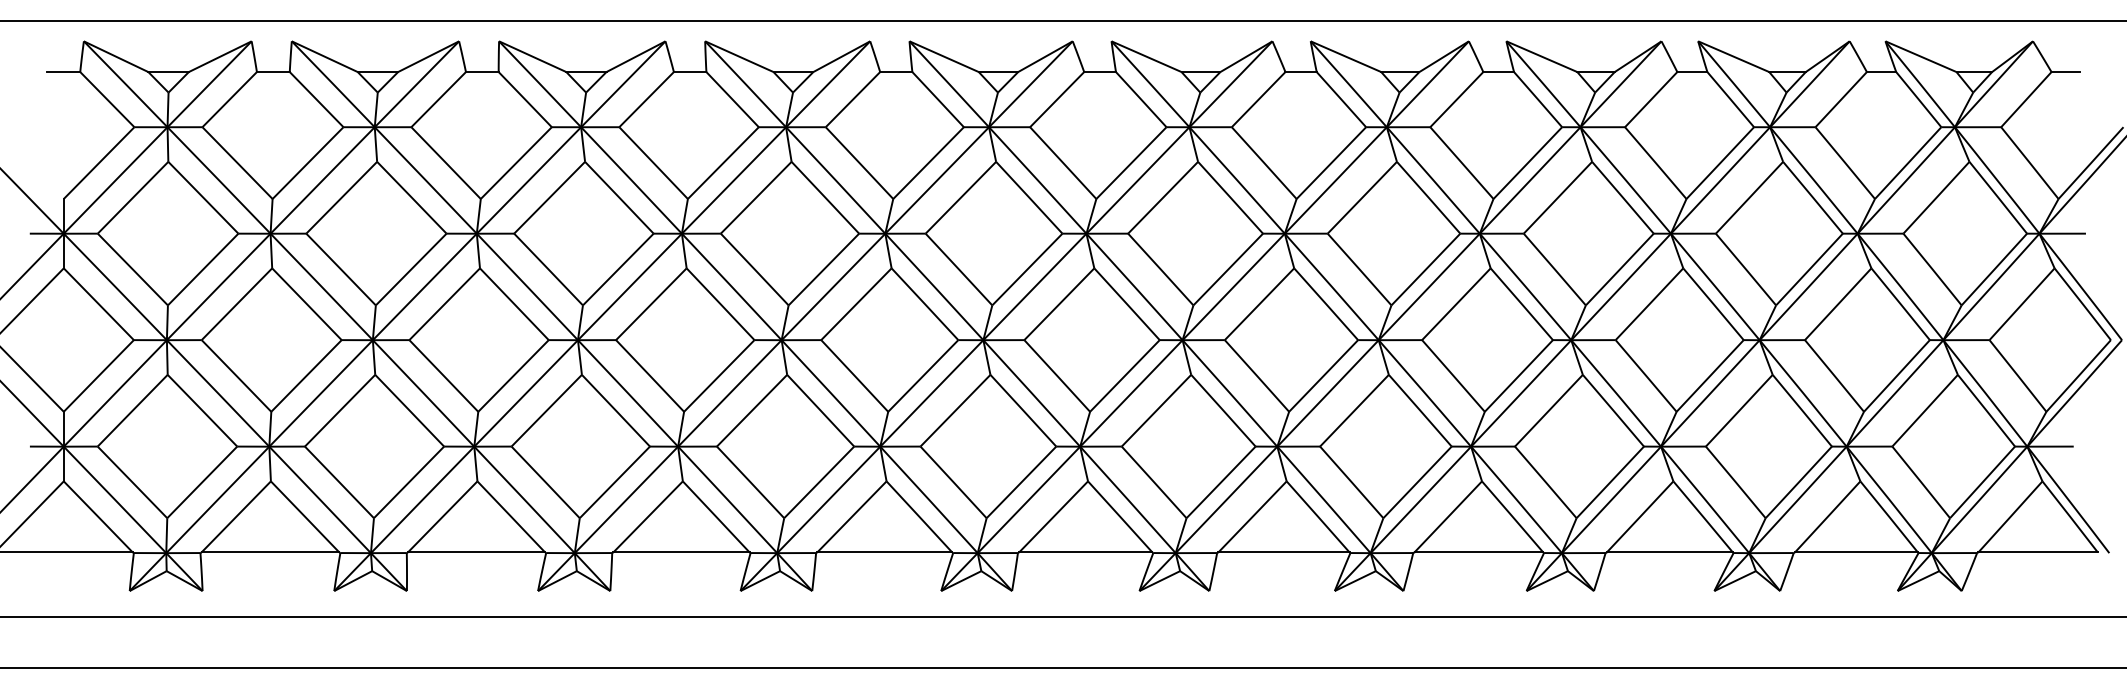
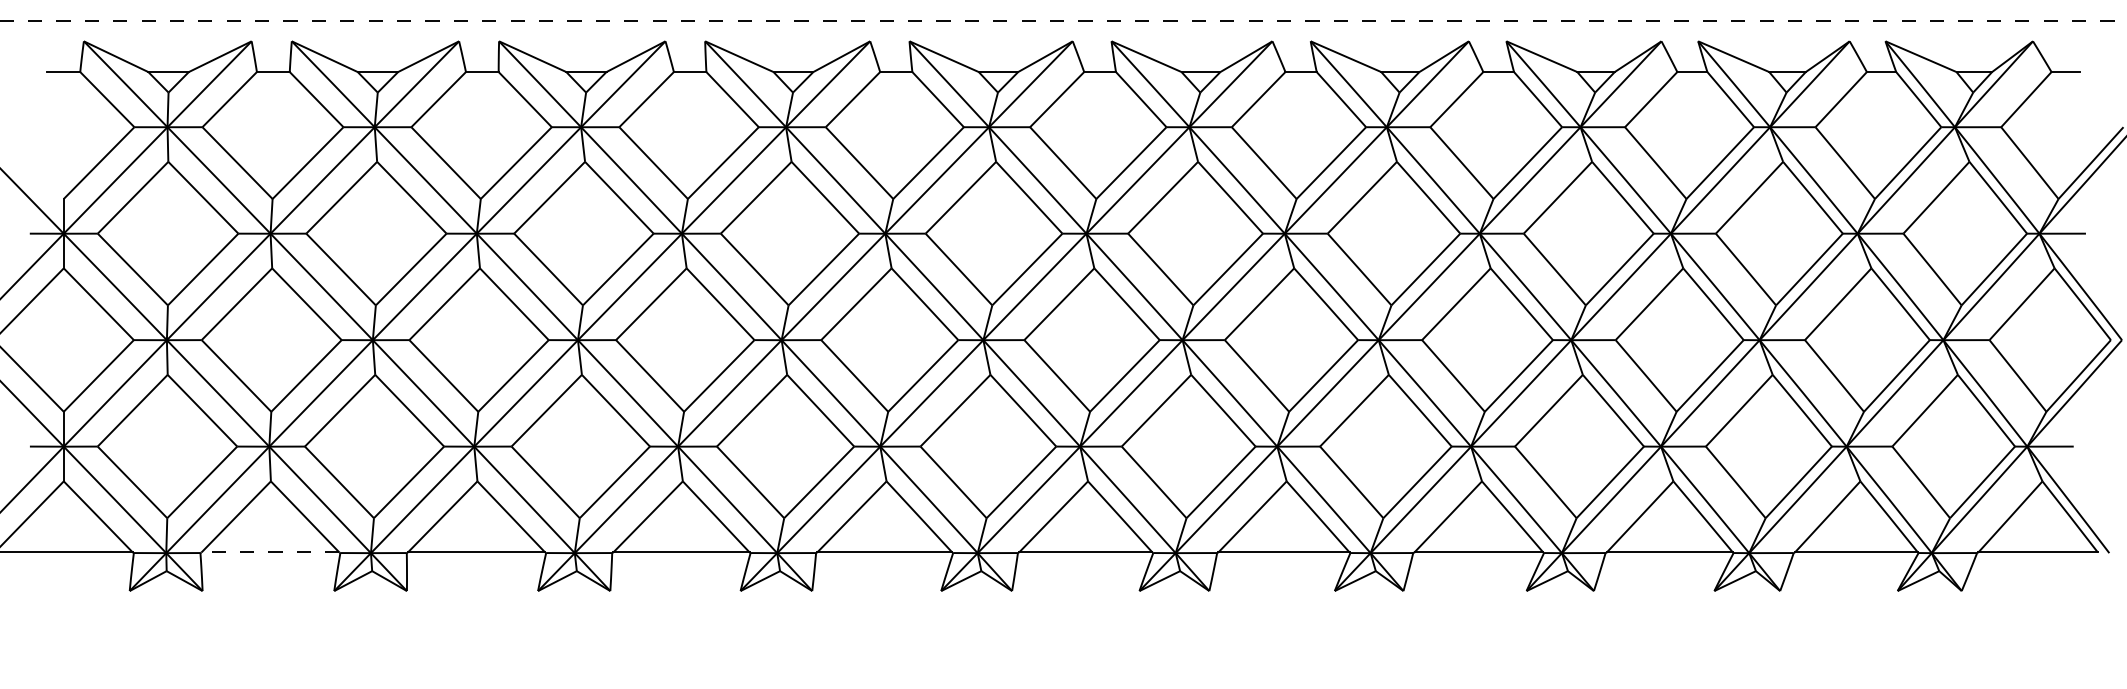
line: solid -> dashed (1063, 20)
line: solid -> dashed (270, 552)
line: present -> none (1062, 616)
line: present -> none (1062, 668)
